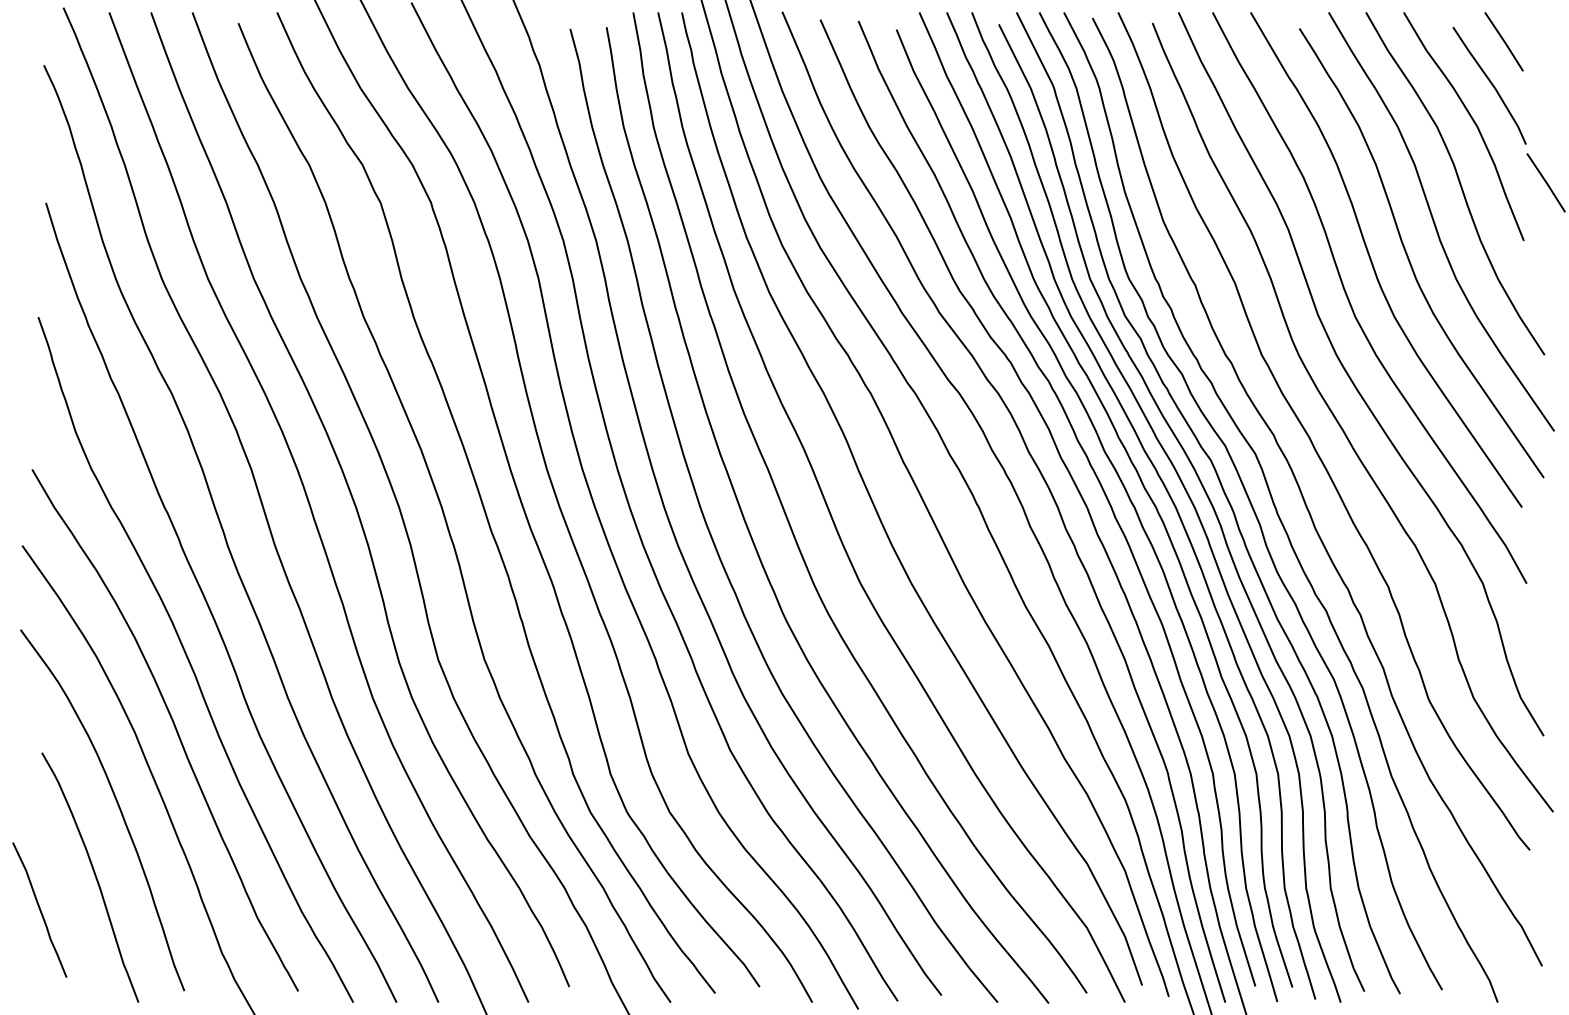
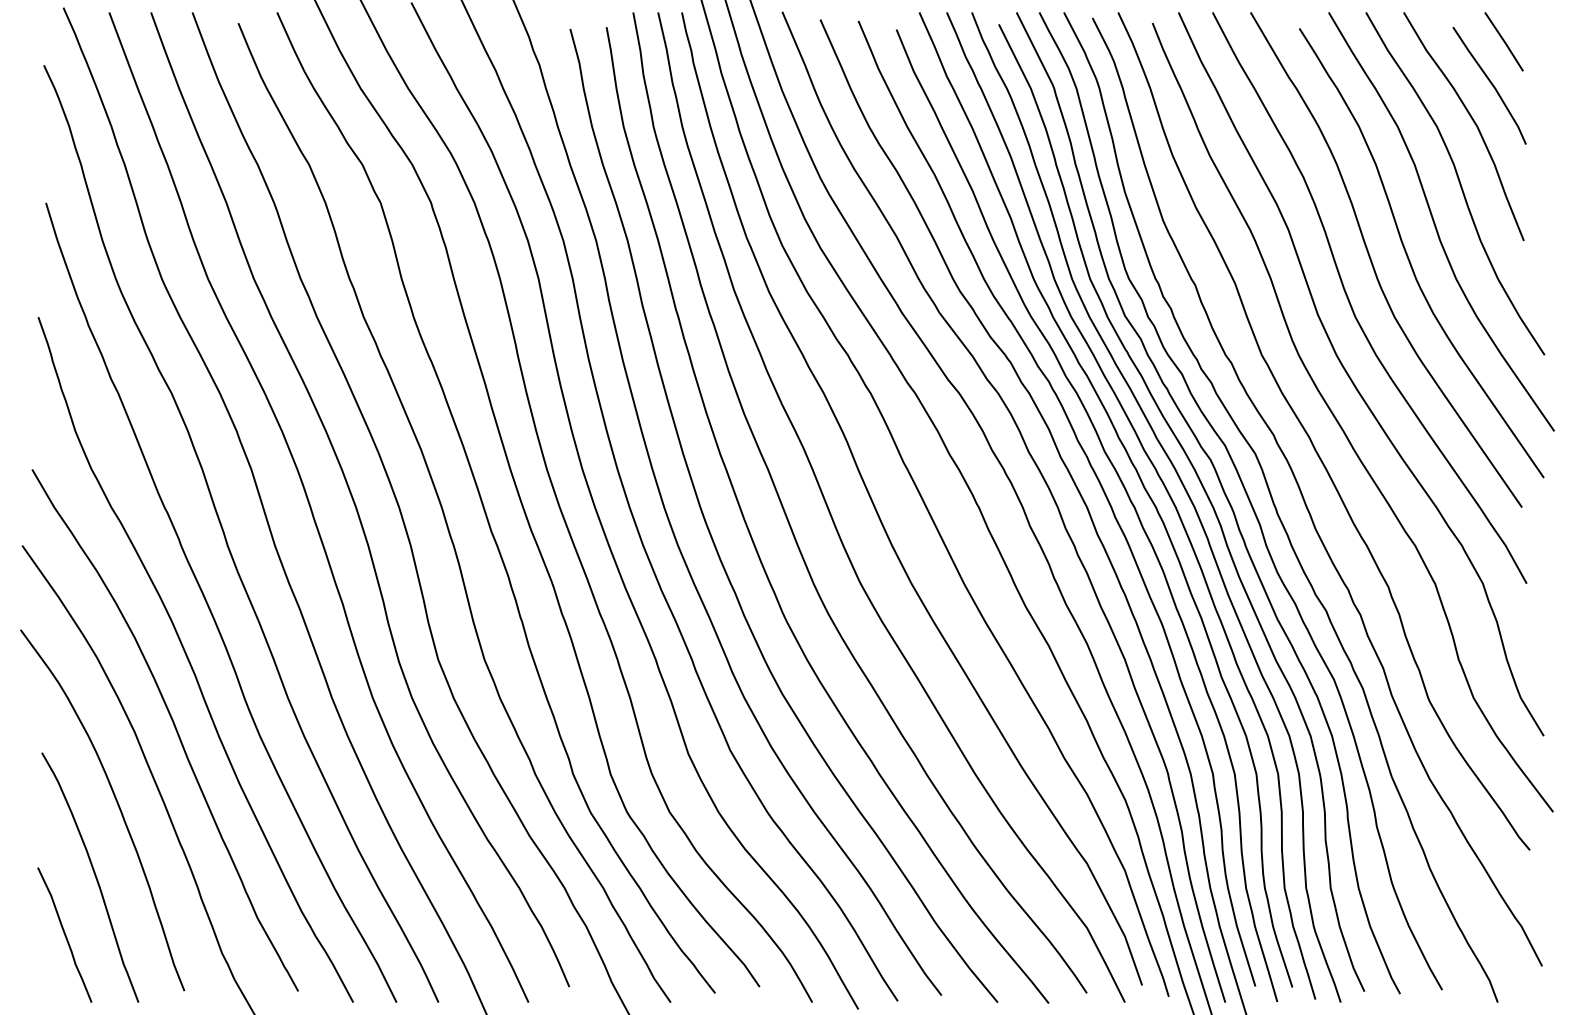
line: present -> none (1545, 182)
curve position: (39, 909) -> (64, 934) (64, 934)
